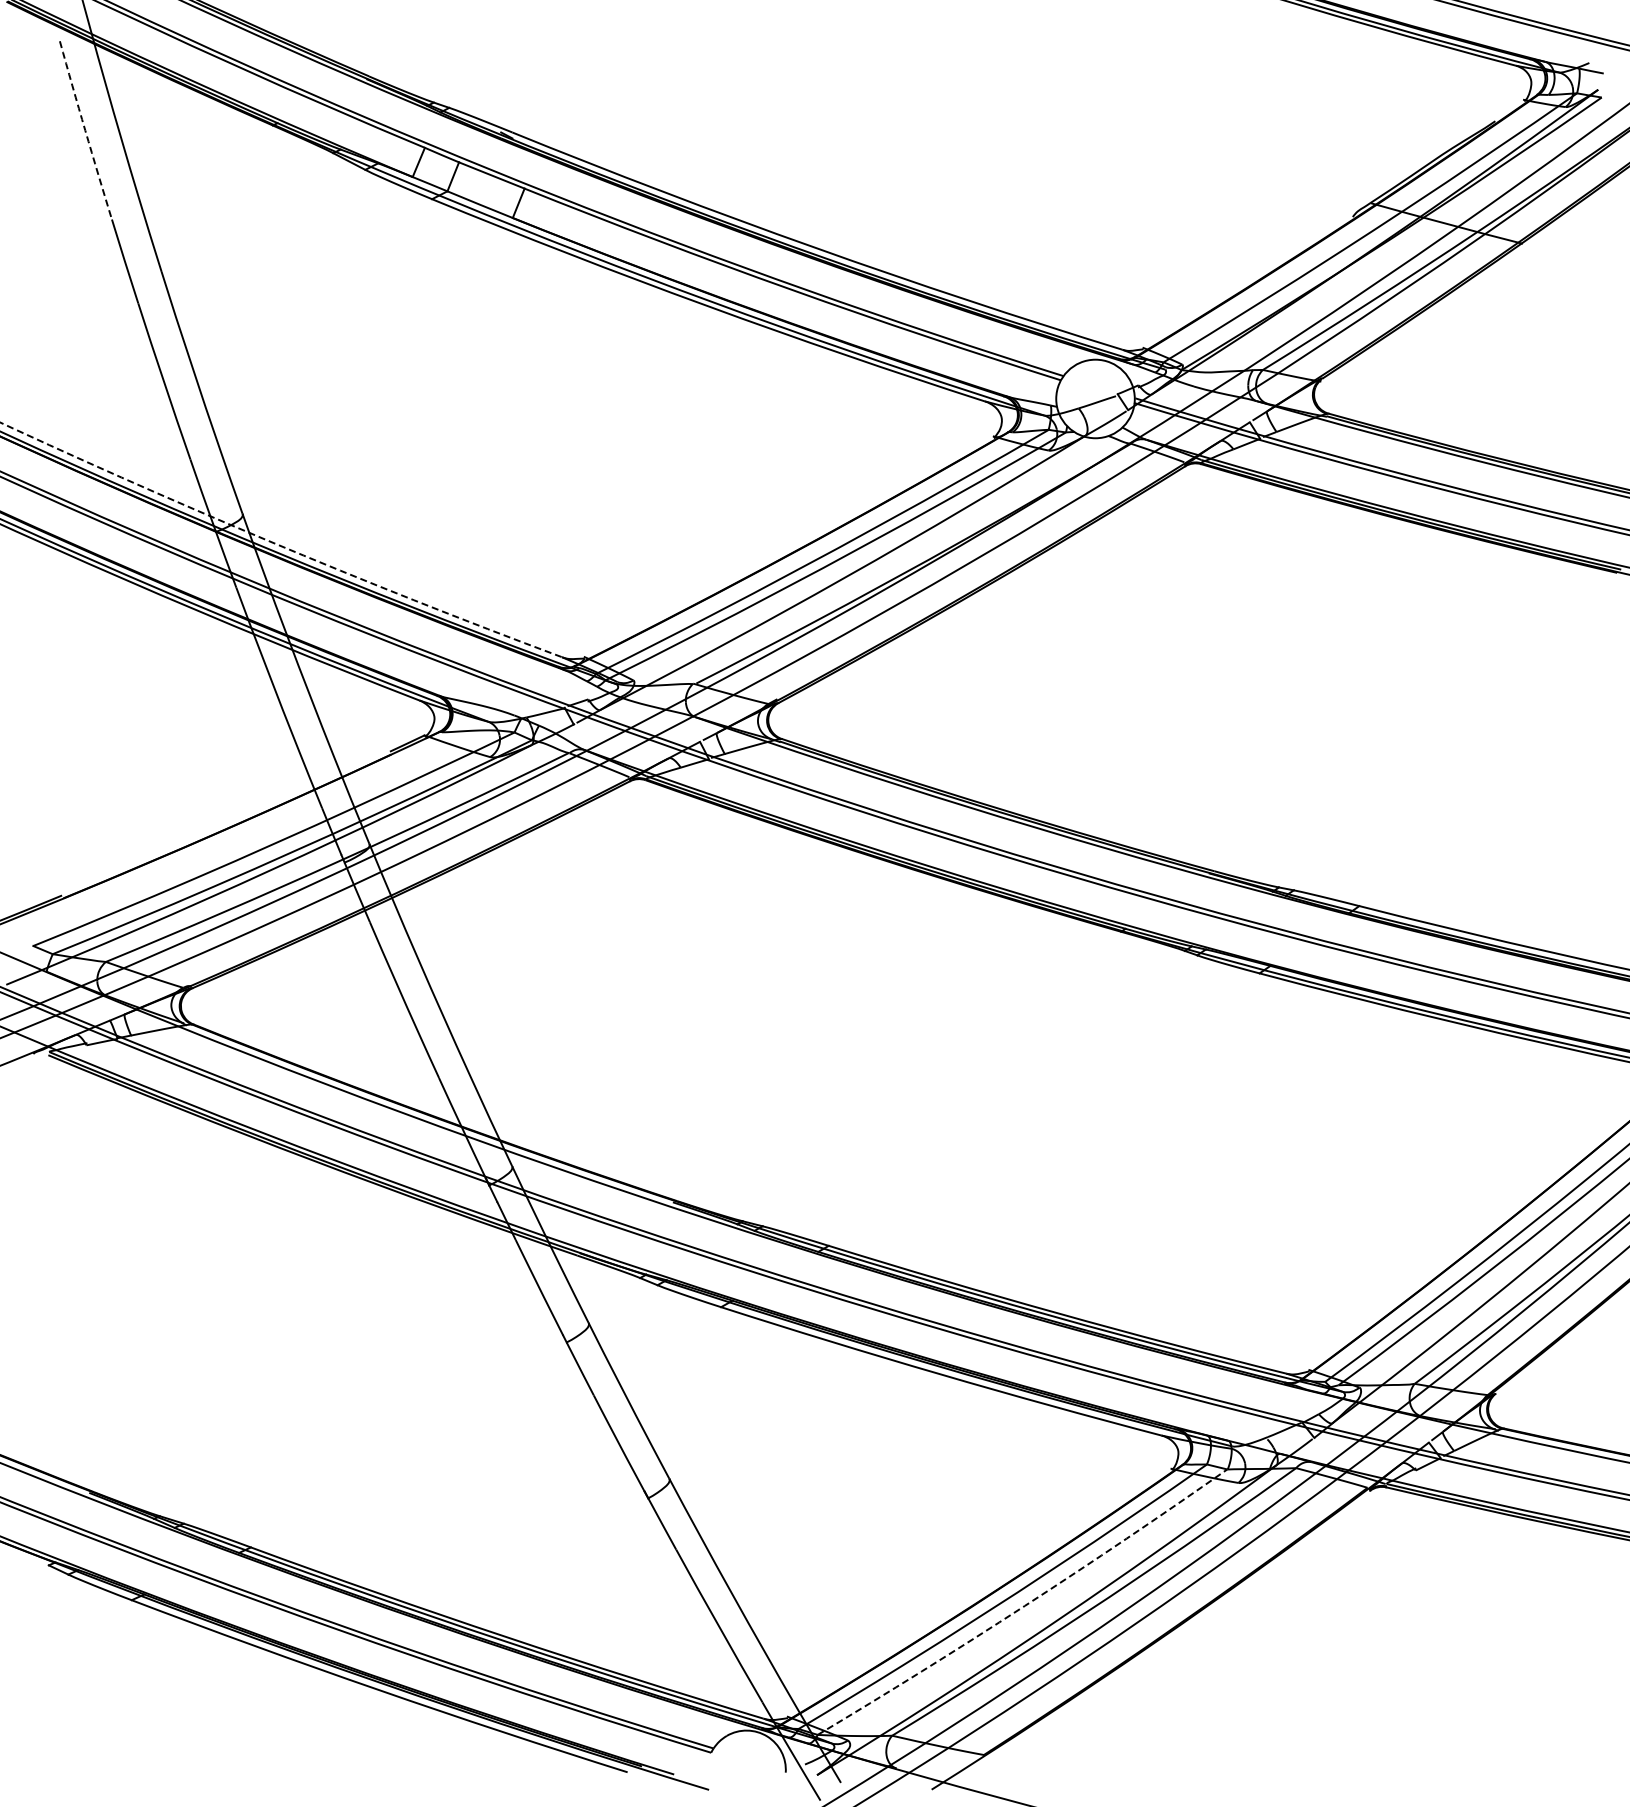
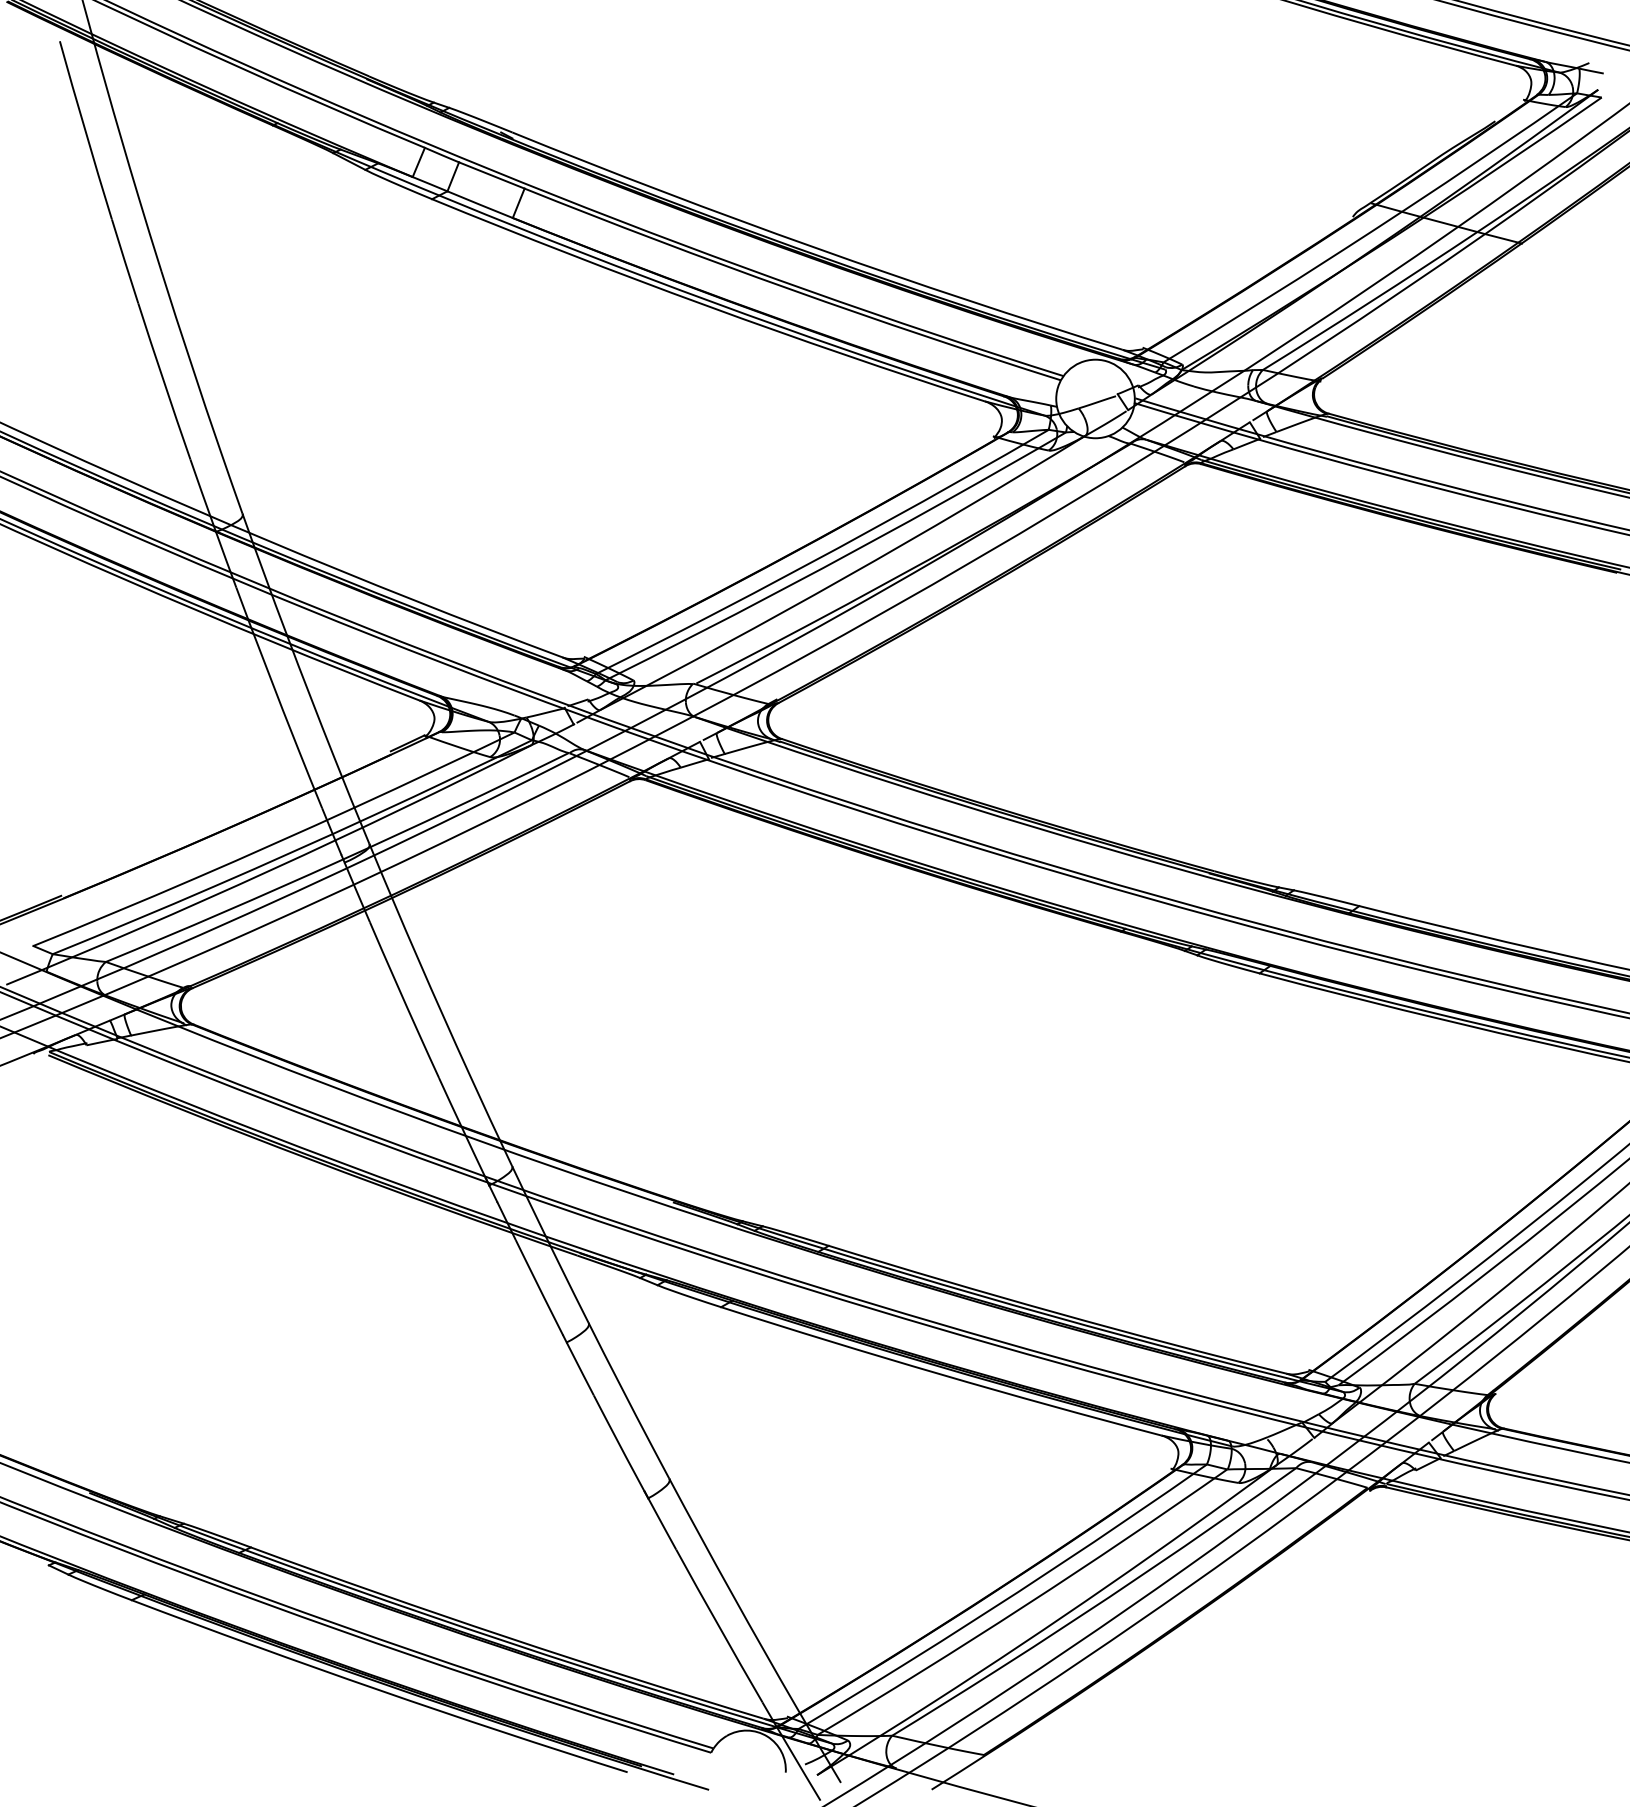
arc: dashed -> solid (85, 130)
arc: dashed -> solid (279, 545)
arc: dashed -> solid (1024, 1605)
